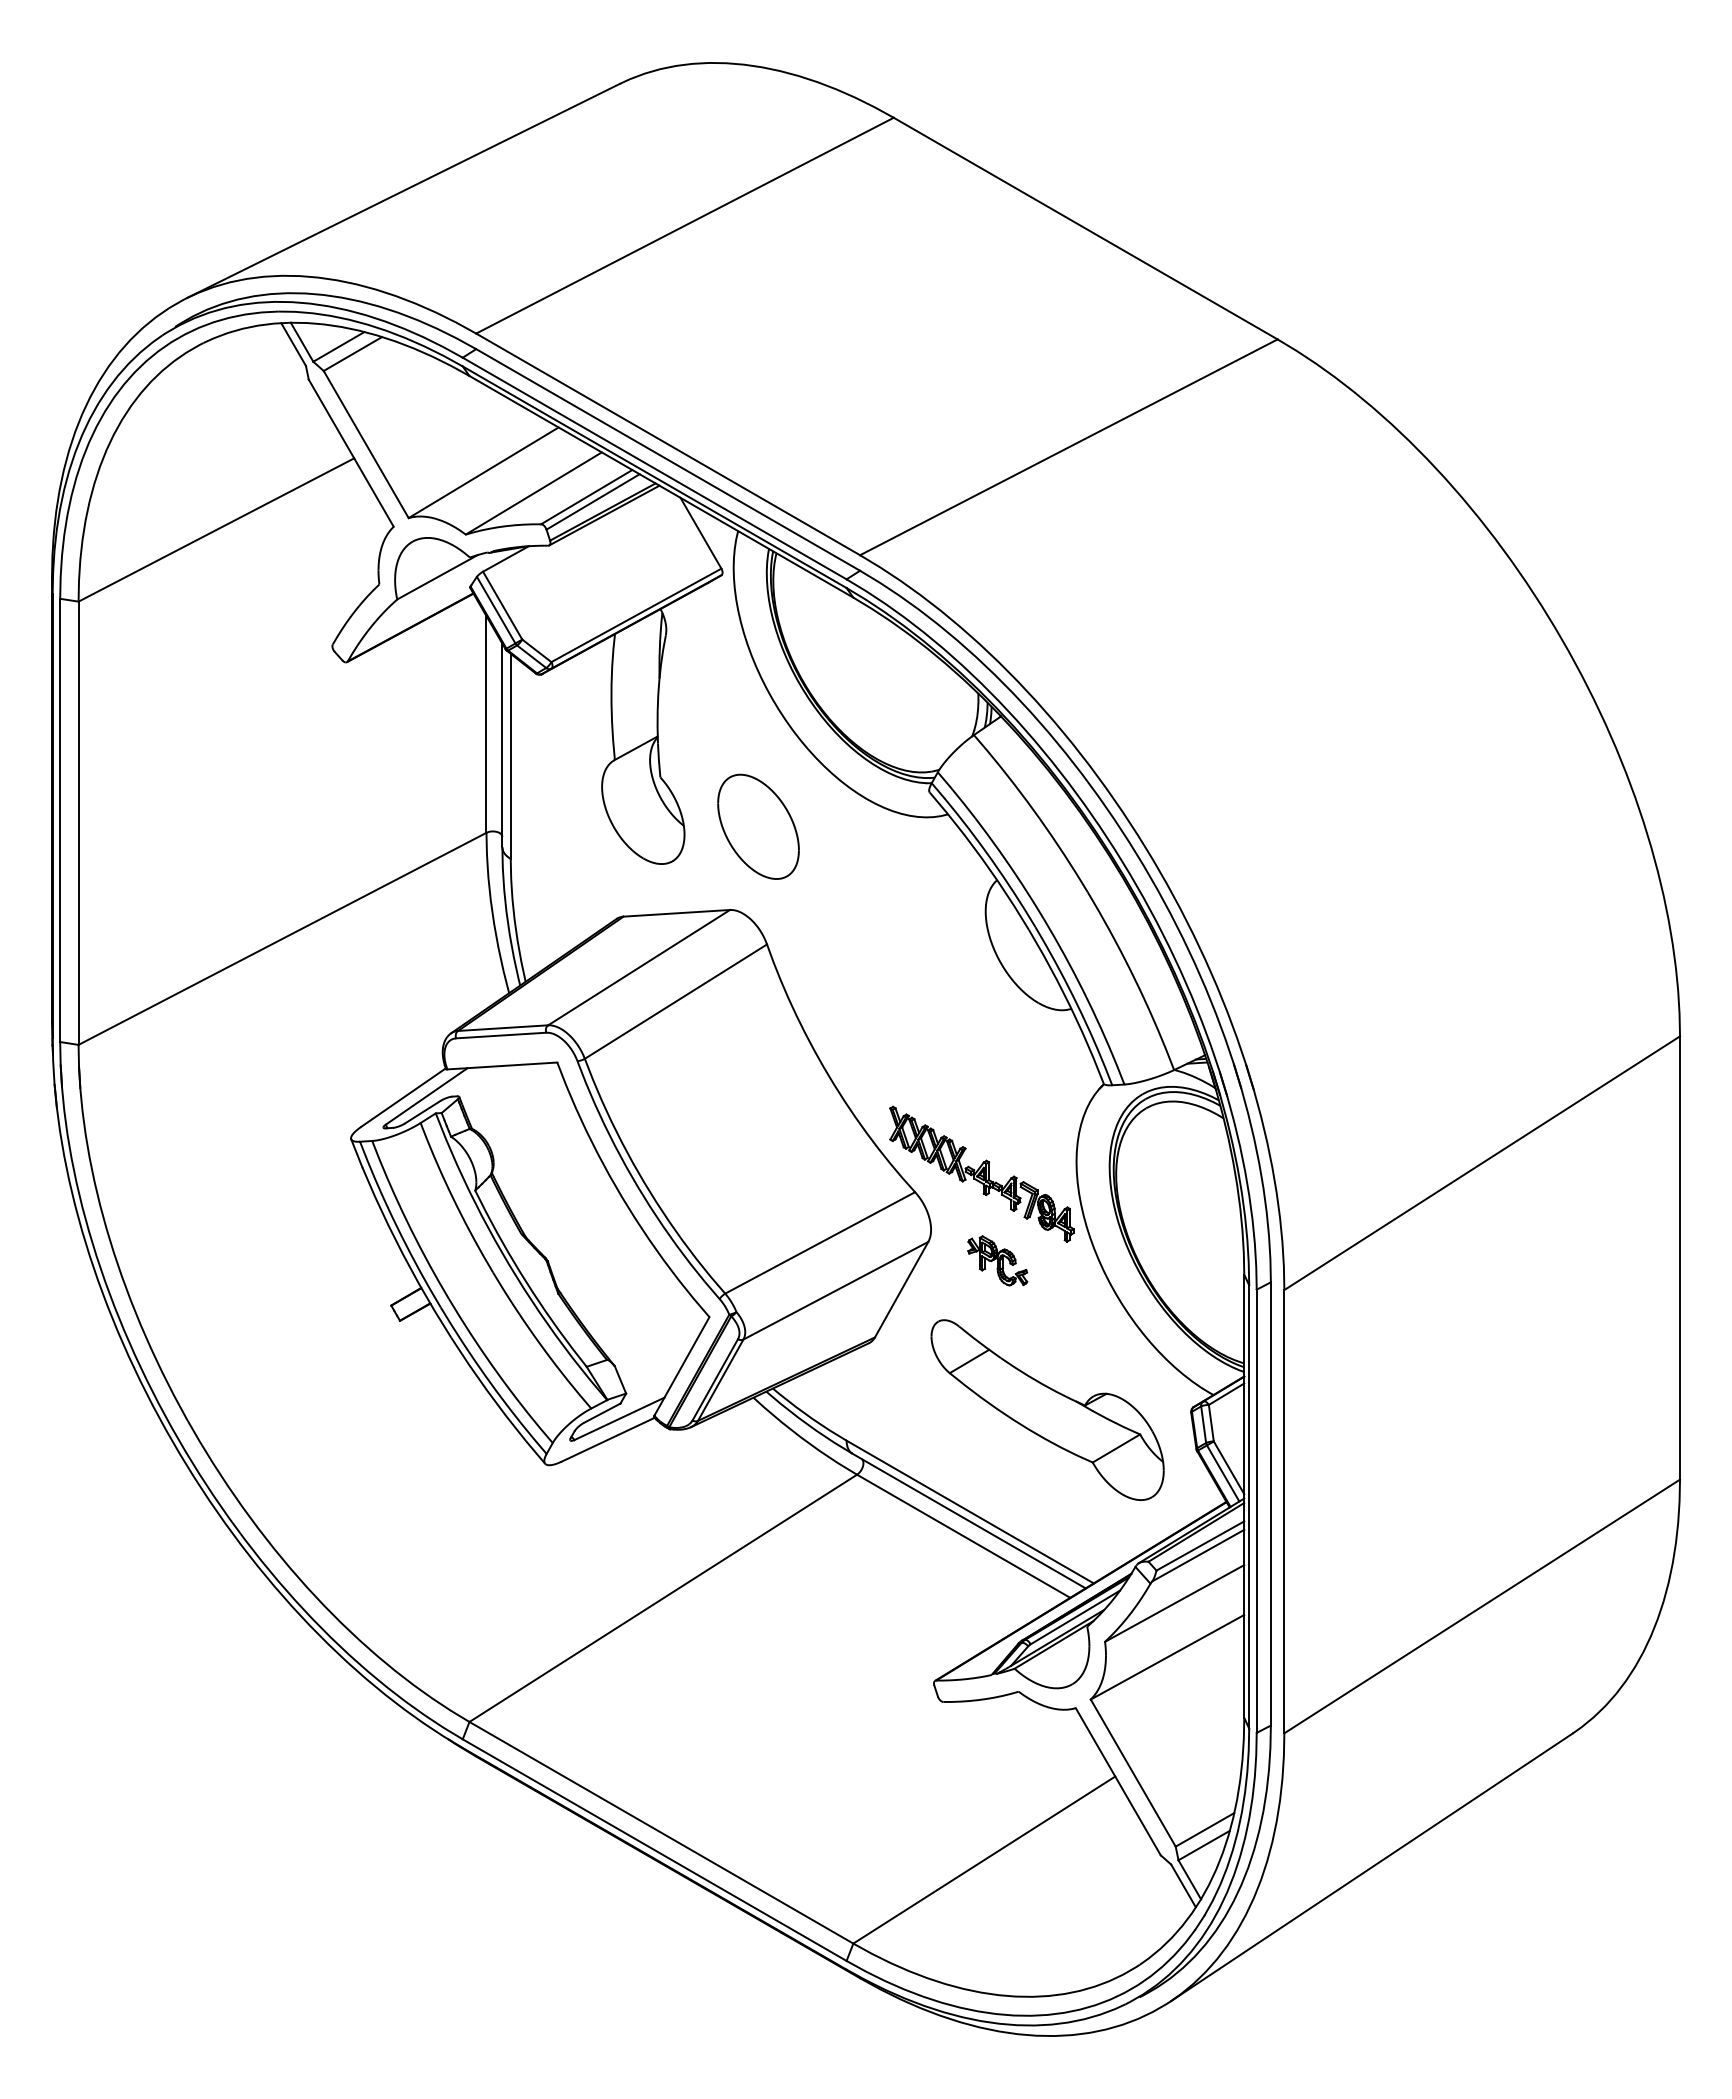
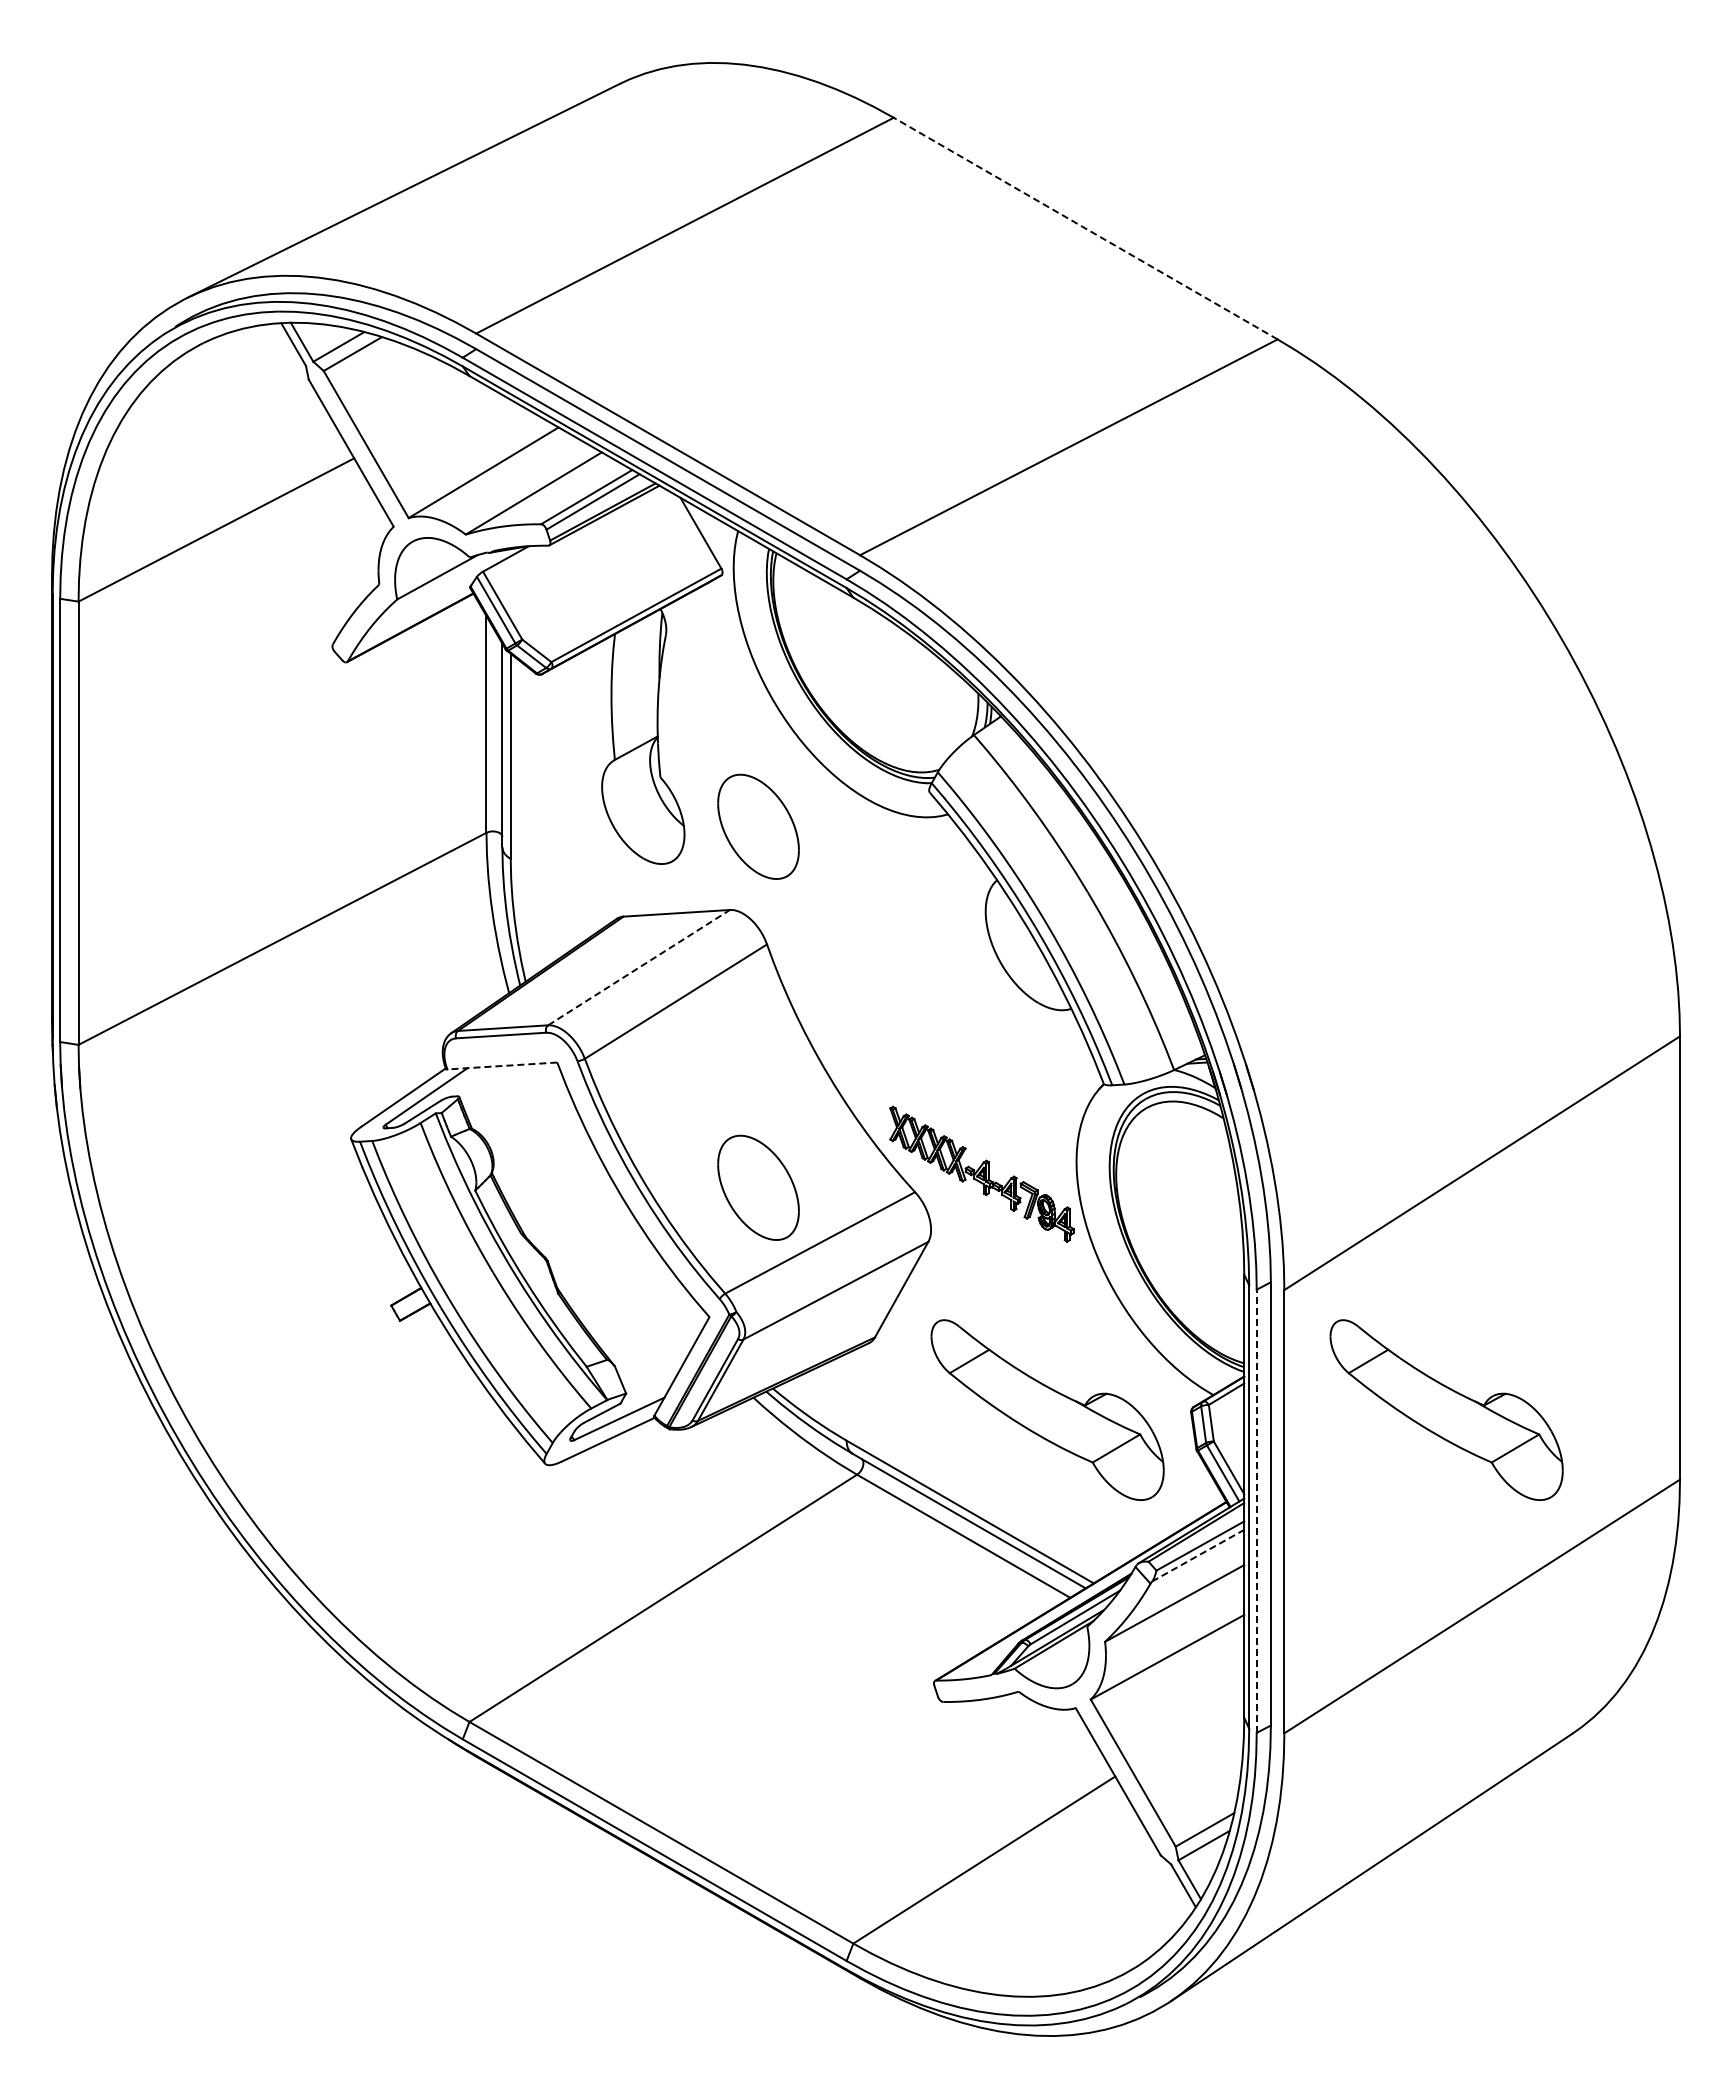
line: solid -> dashed (1085, 228)
line: solid -> dashed (639, 967)
line: solid -> dashed (501, 1066)
part: none -> present (758, 1187)
part: present -> none (997, 1260)
part: none -> present (1446, 1409)
line: solid -> dashed (1256, 1511)
line: solid -> dashed (1198, 1555)
